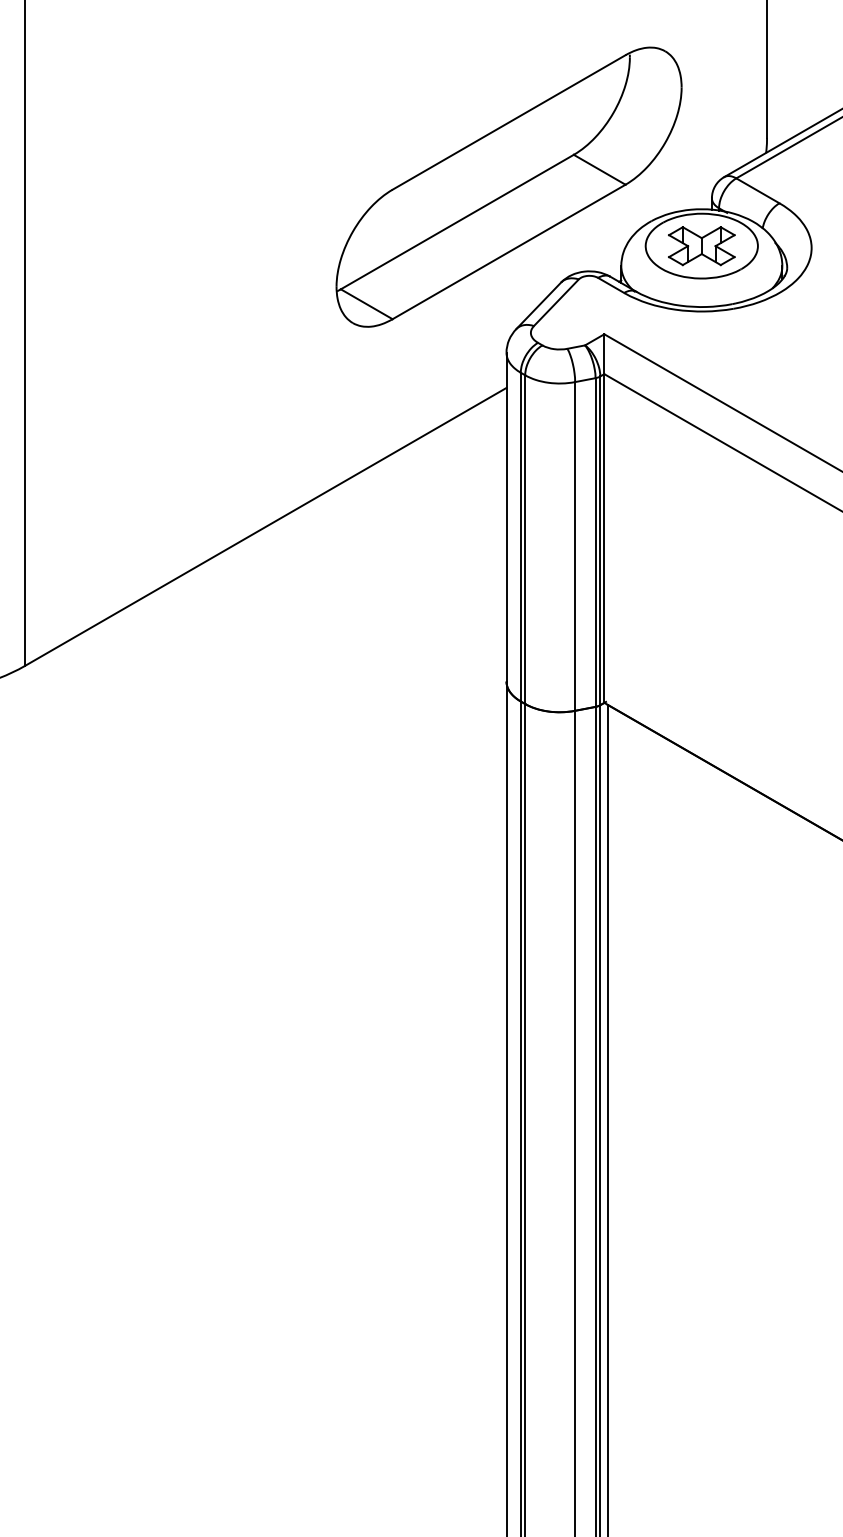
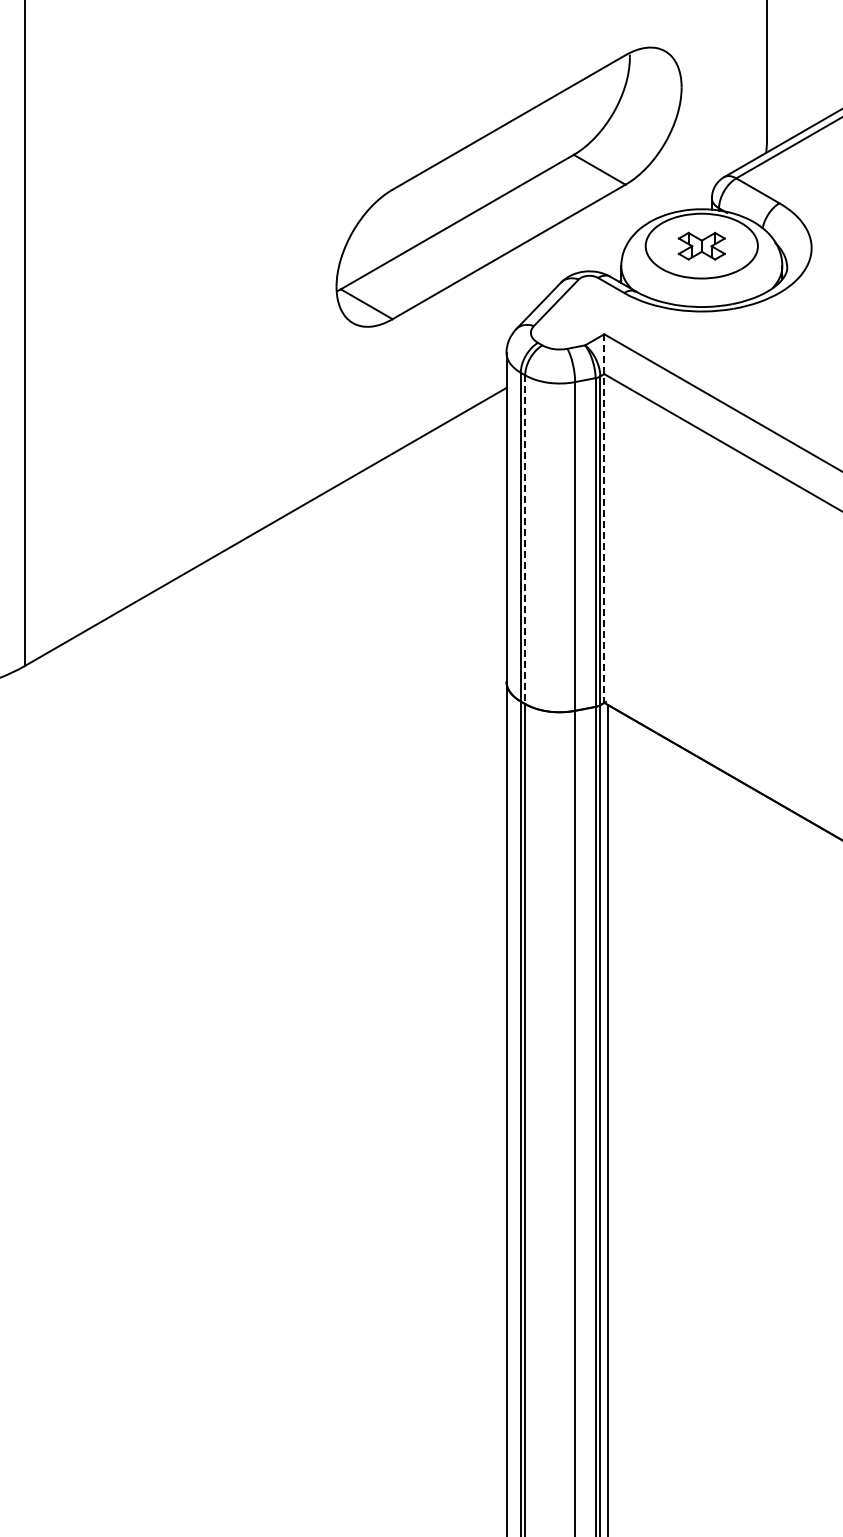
part size: 68x41 px -> 49x30 px (701, 245)
line: solid -> dashed (604, 519)
line: solid -> dashed (525, 540)
